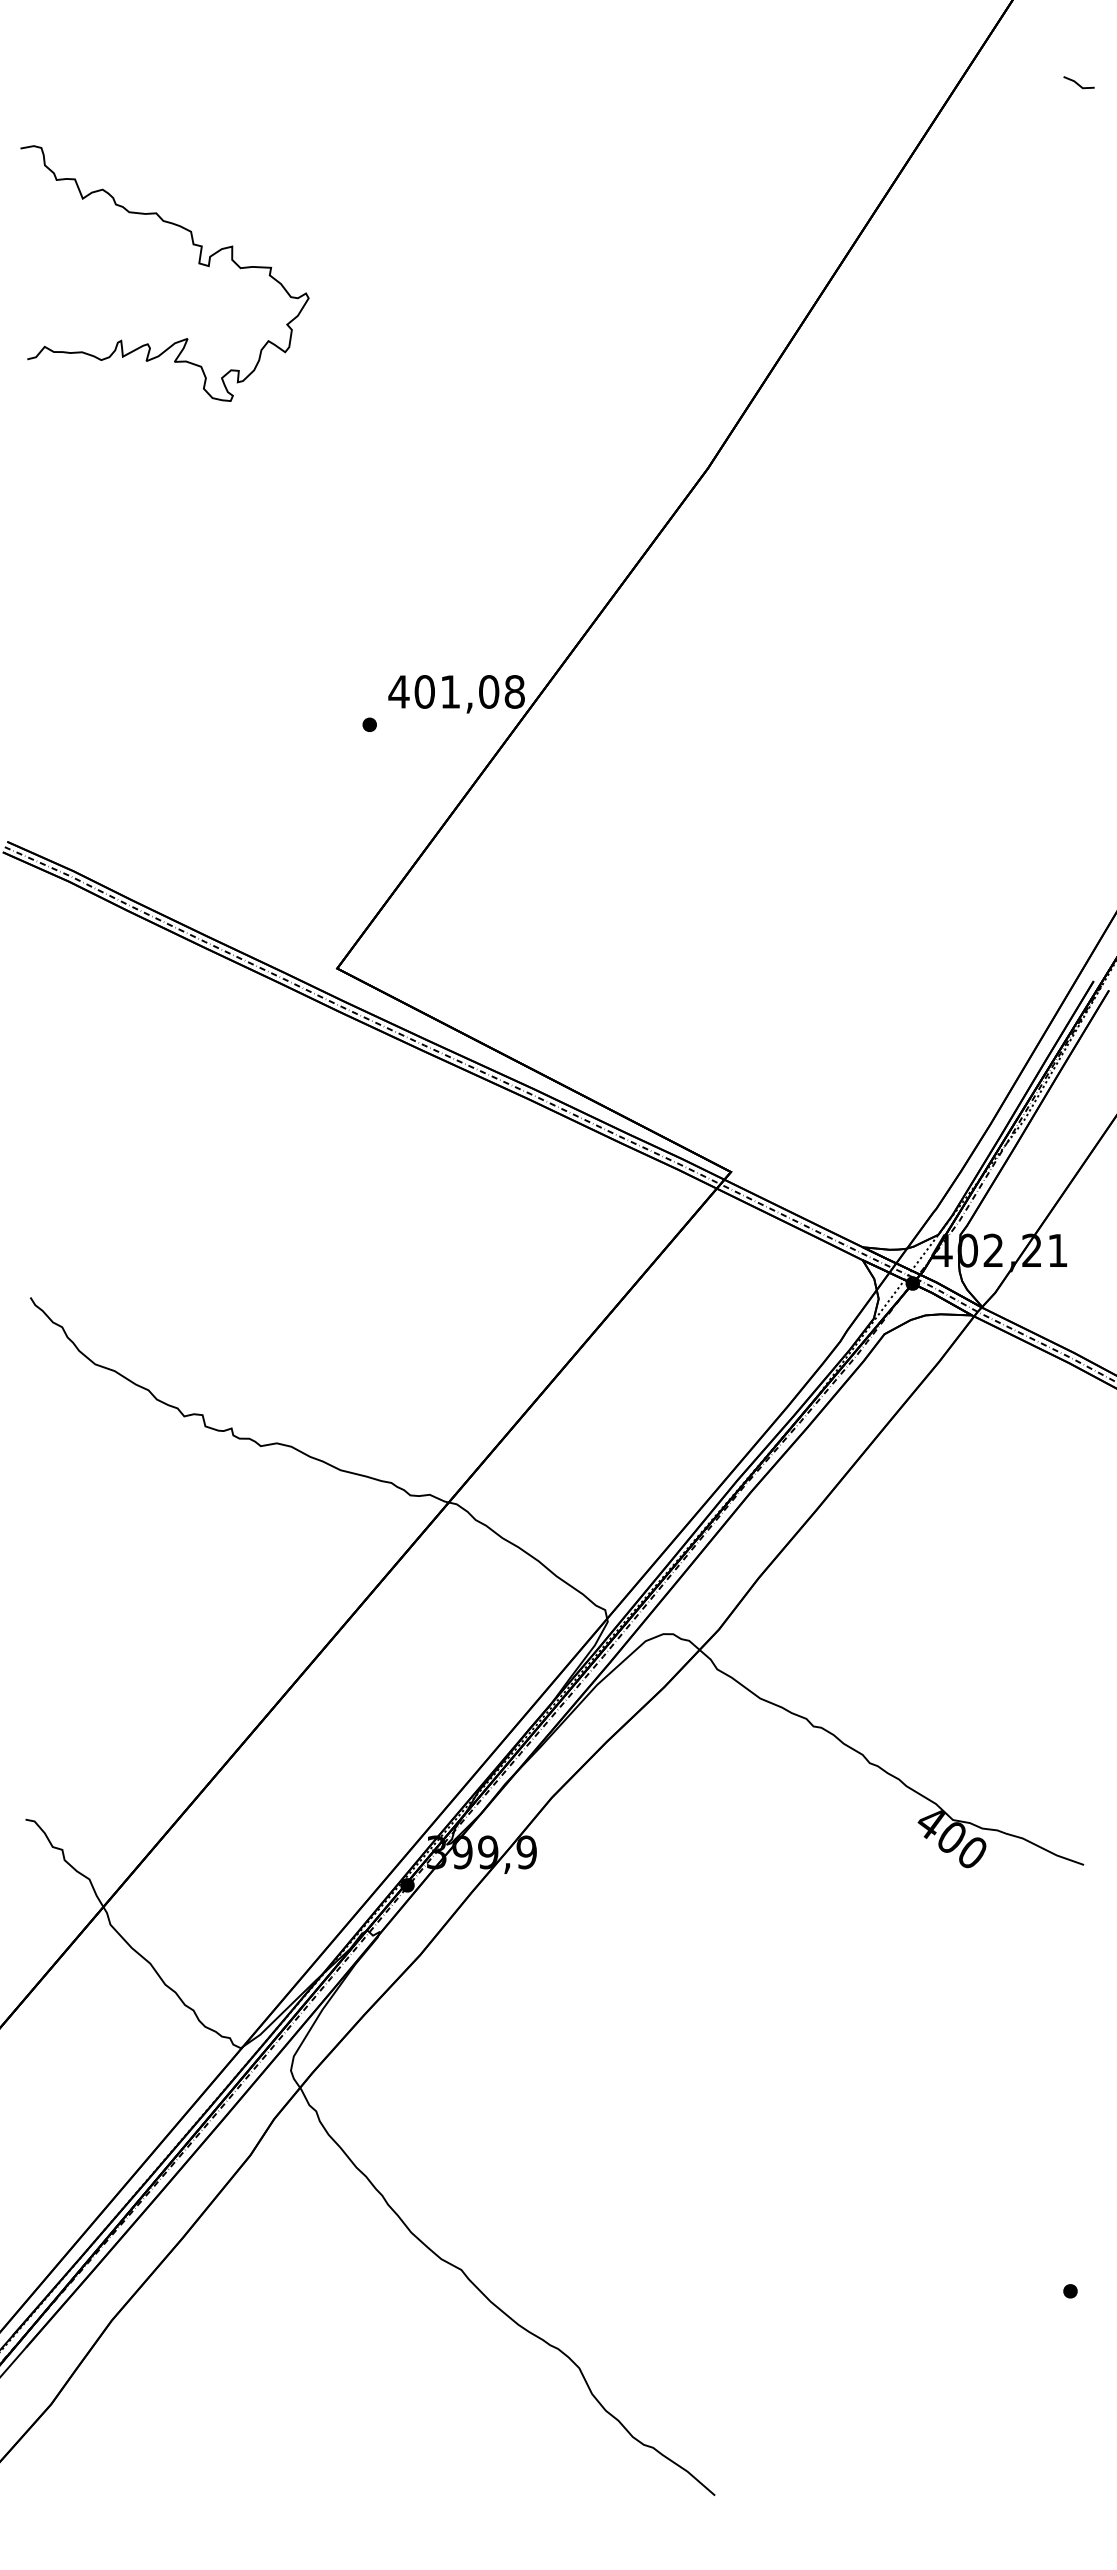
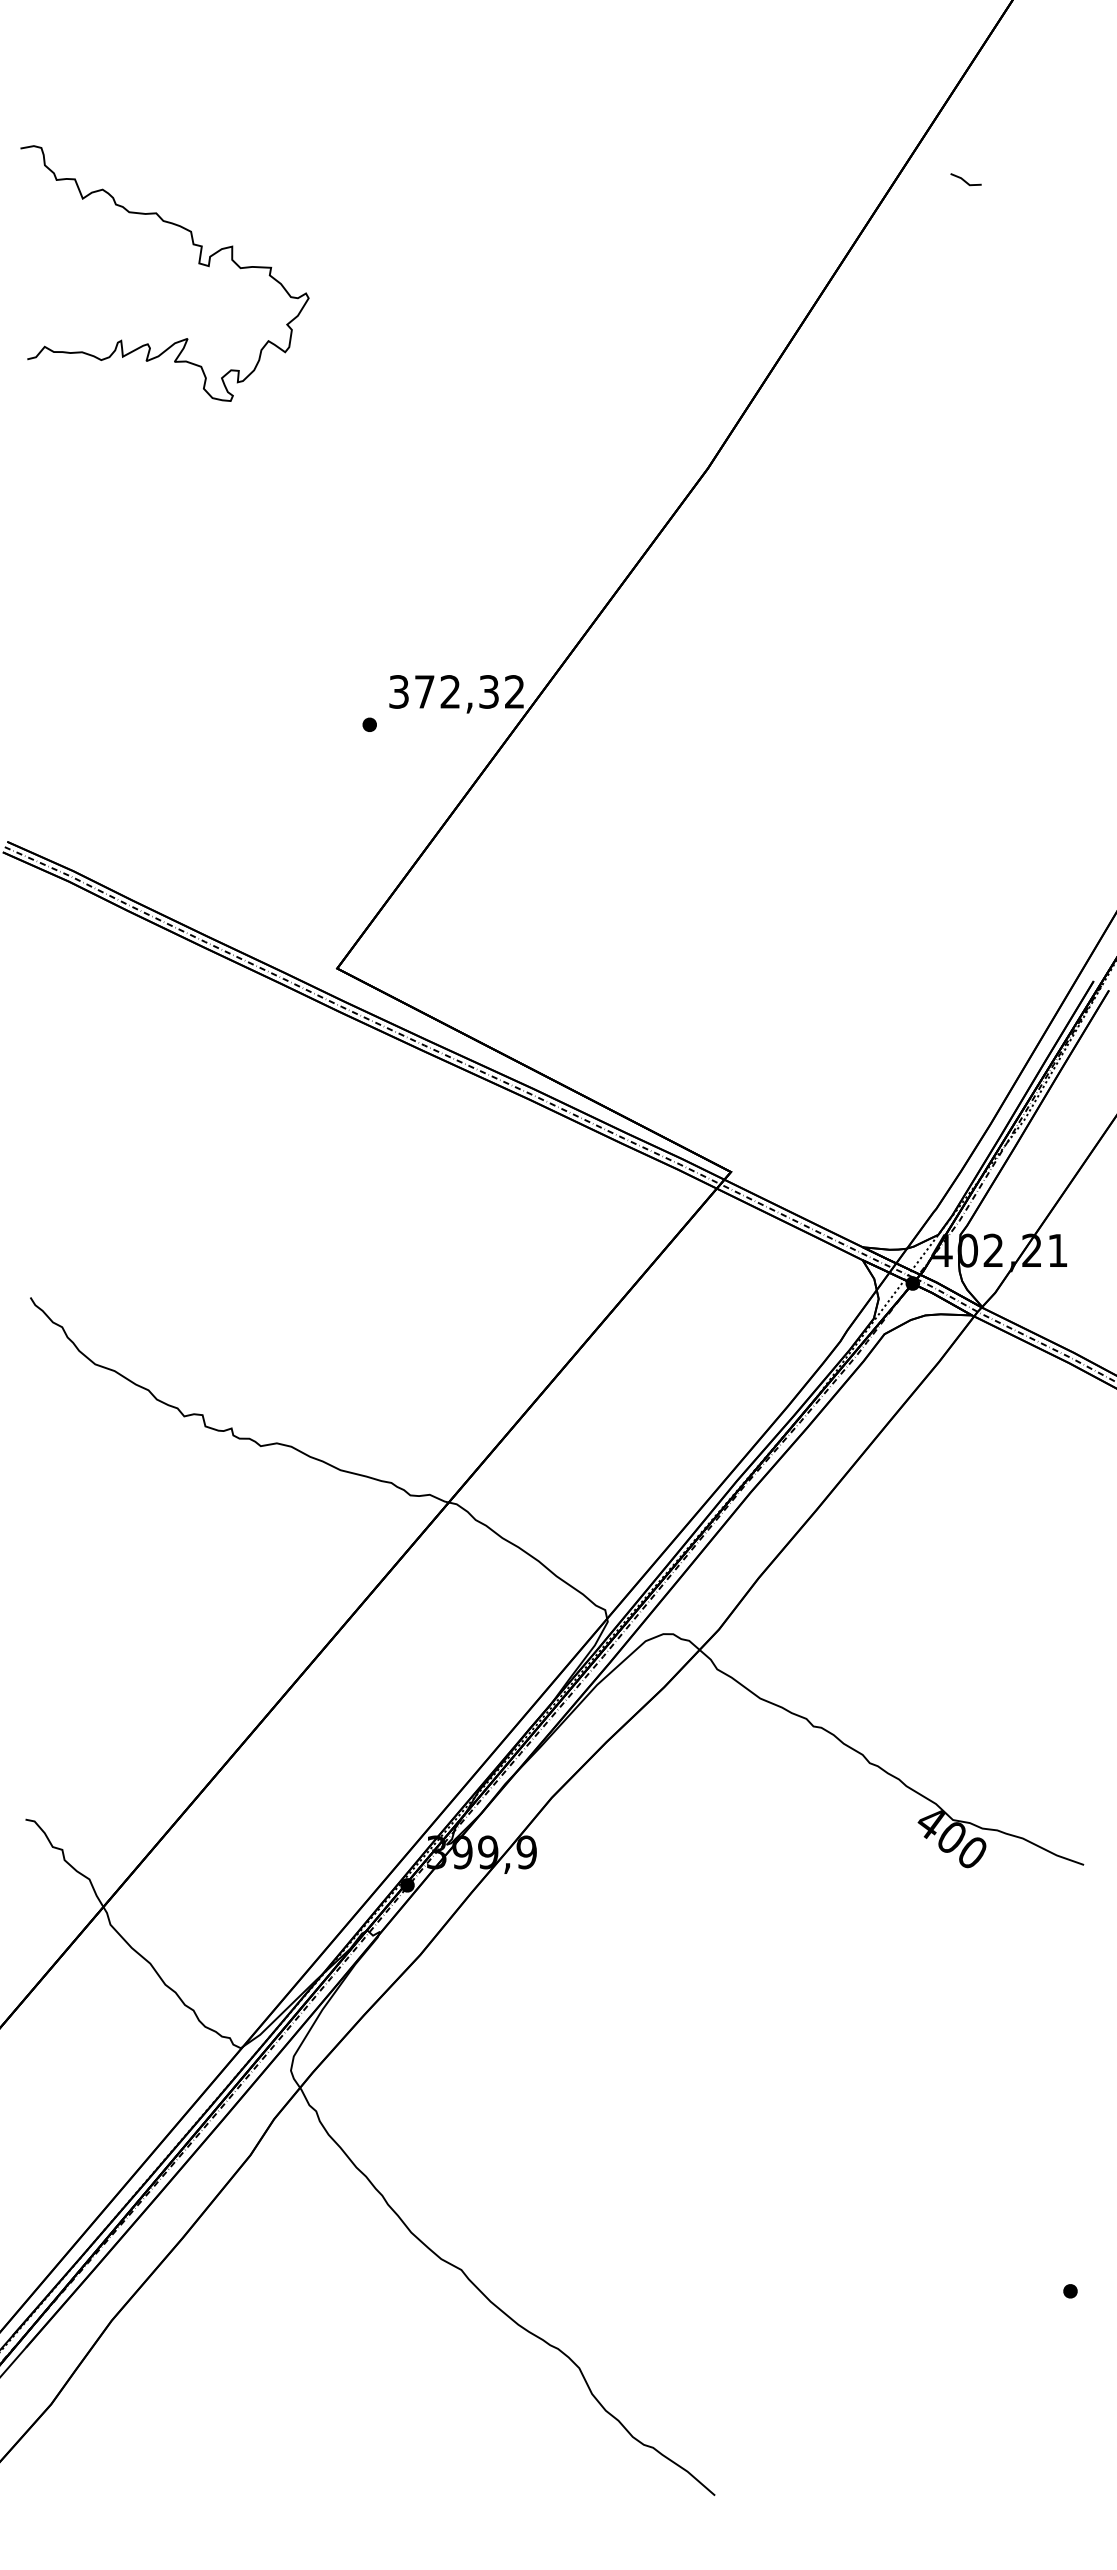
line position: (1077, 82) -> (964, 179) (964, 179)
text: 401,08 -> 372,32 (456, 691)
